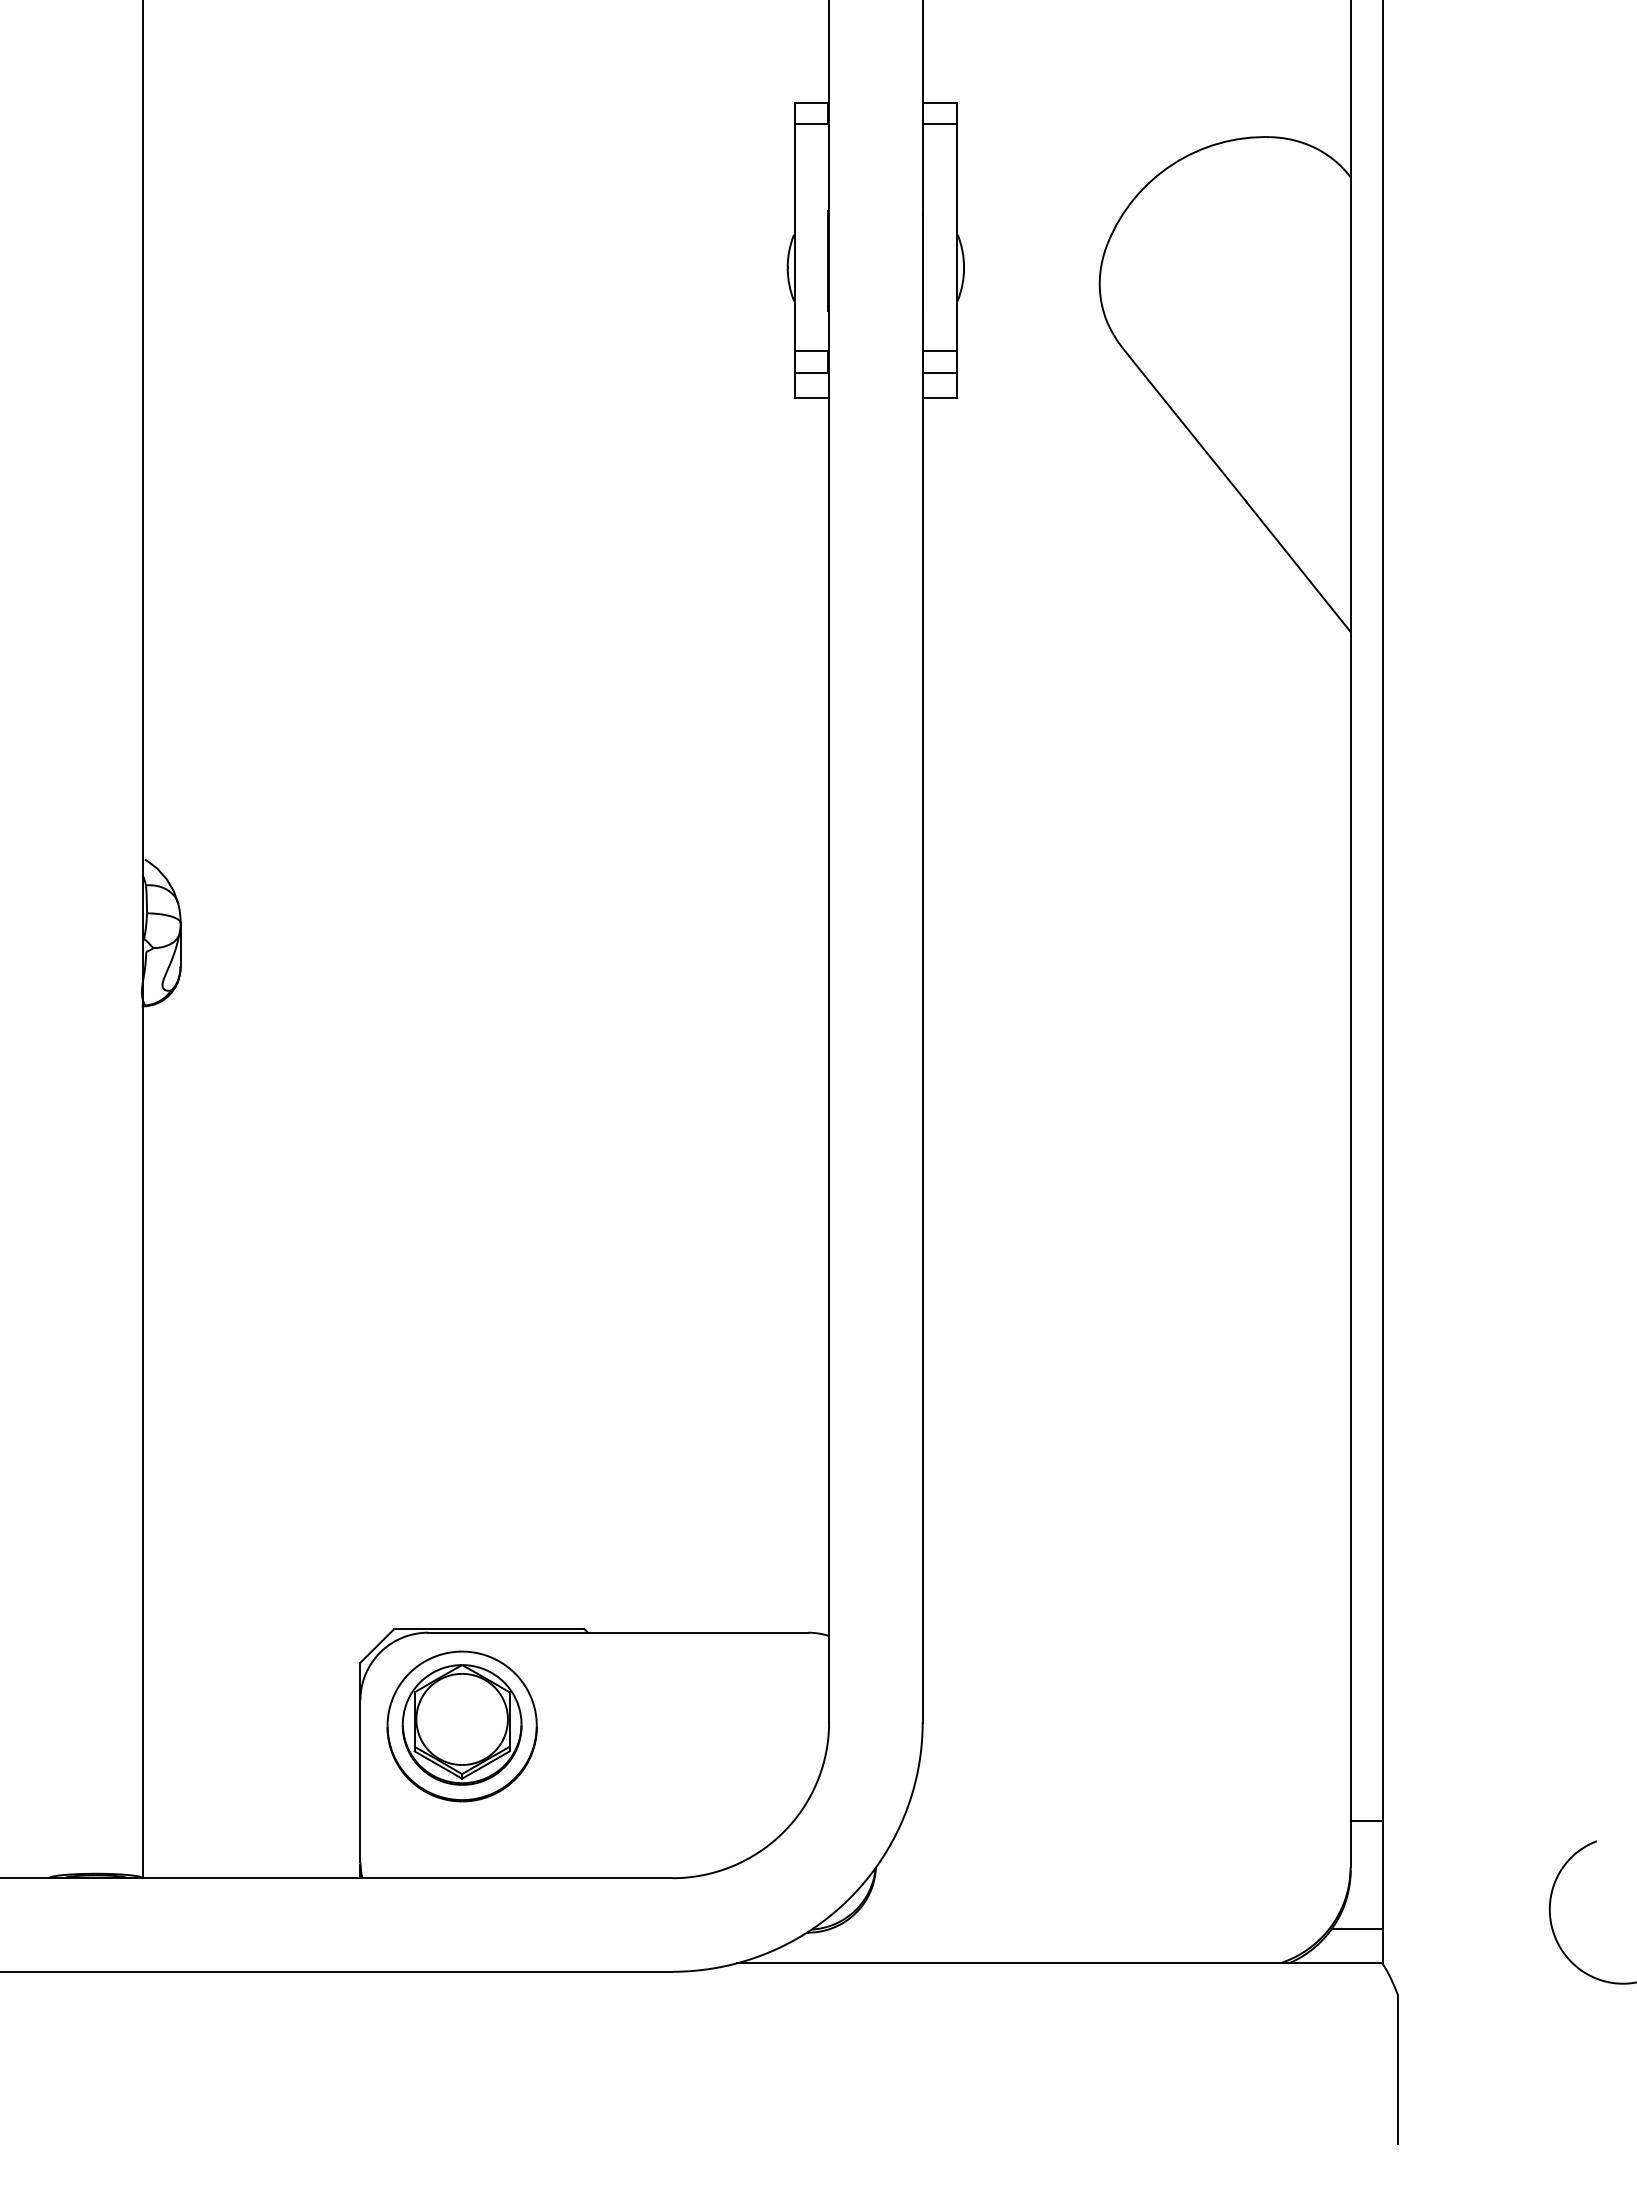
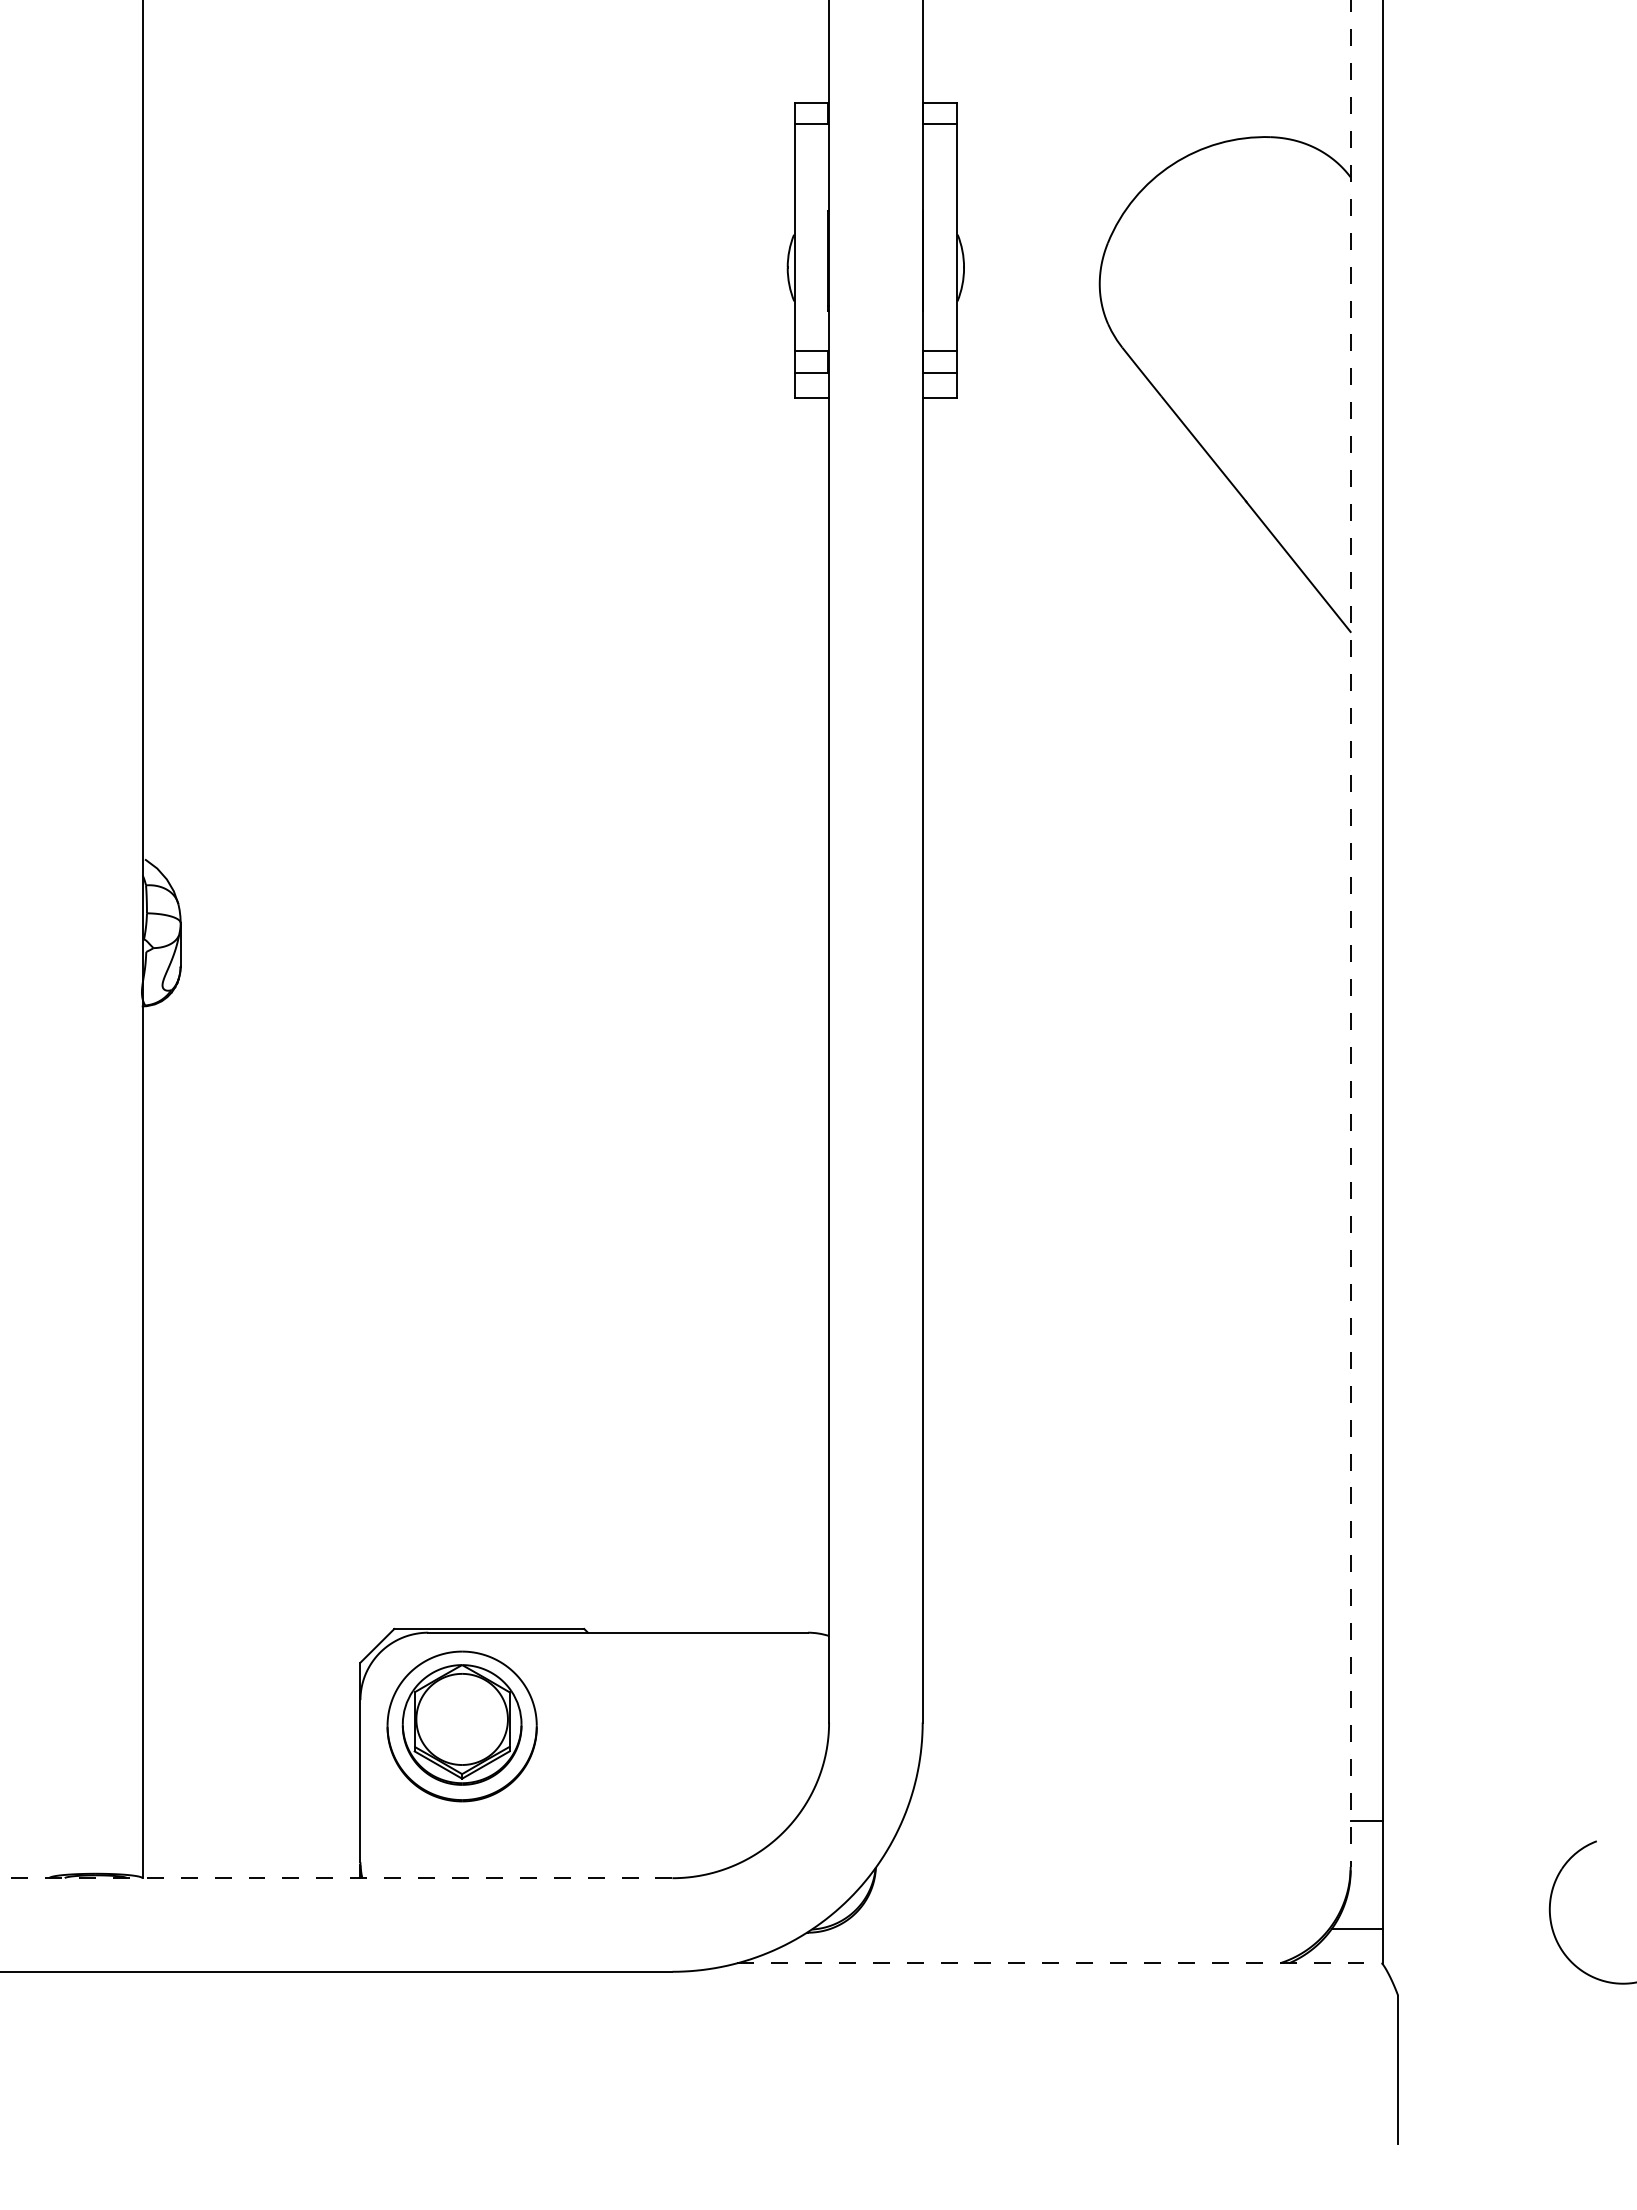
line: solid -> dashed (1350, 933)
line: solid -> dashed (336, 1878)
line: solid -> dashed (1059, 1963)
